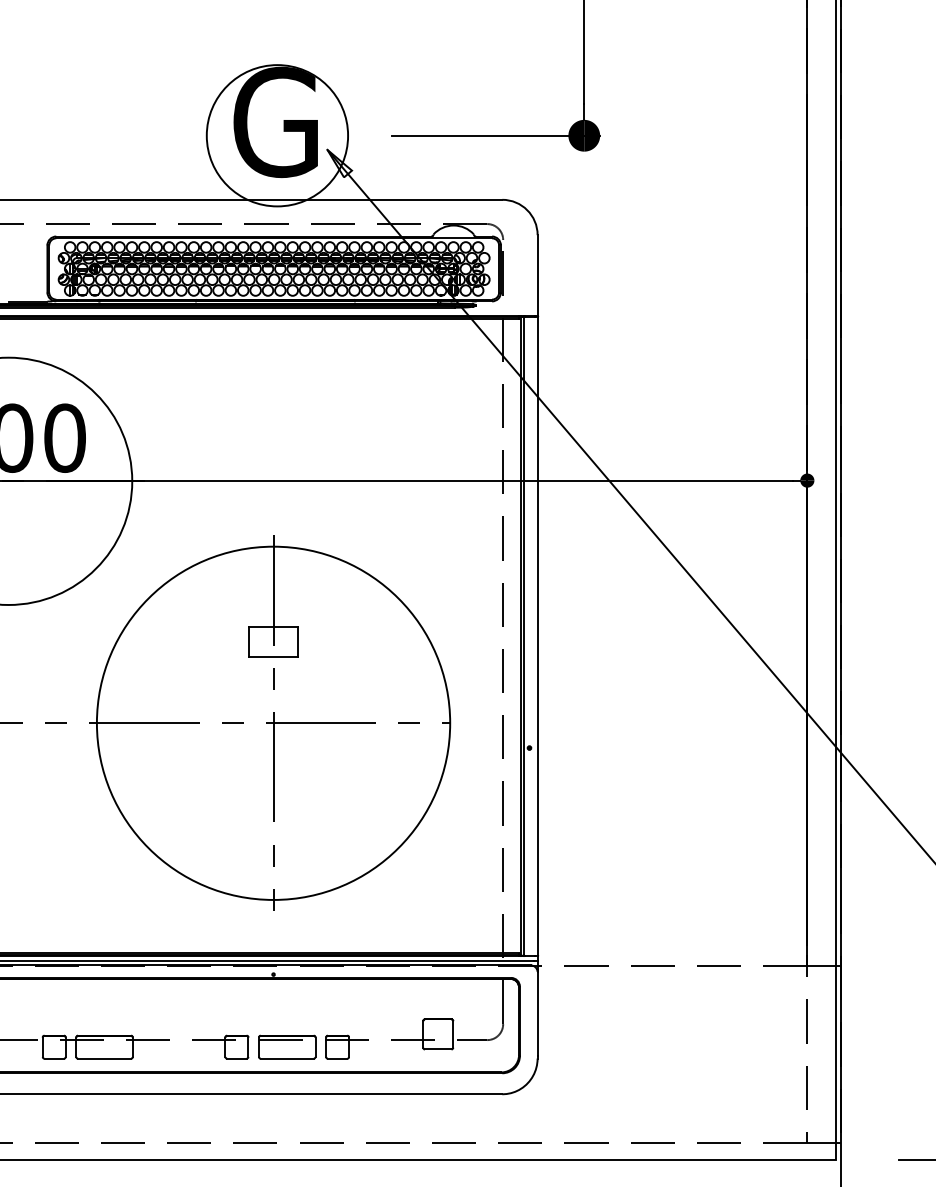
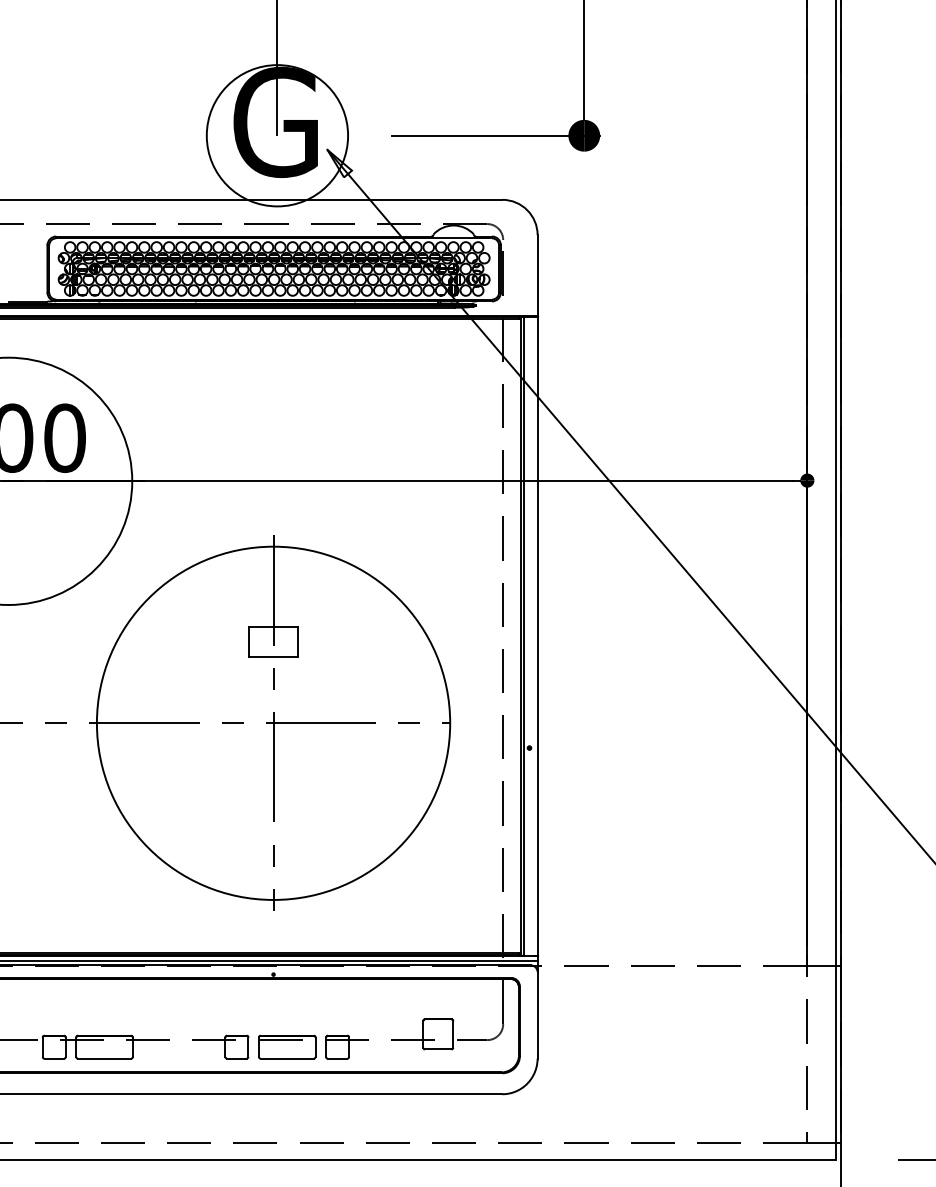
line: none -> present (277, 68)
